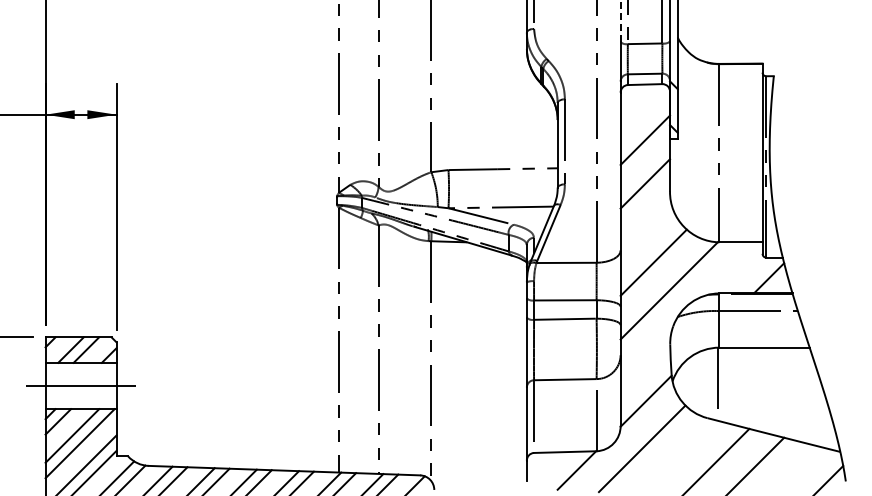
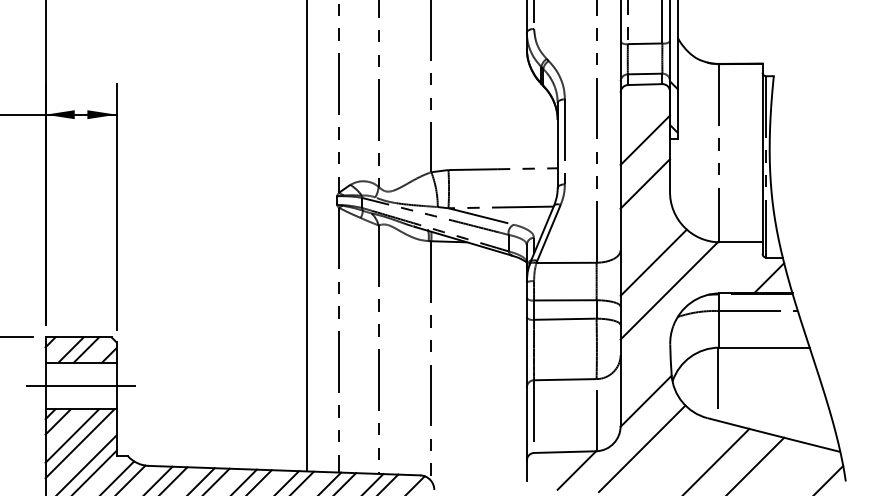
line: dashed -> solid (620, 21)
line: none -> present (307, 236)
